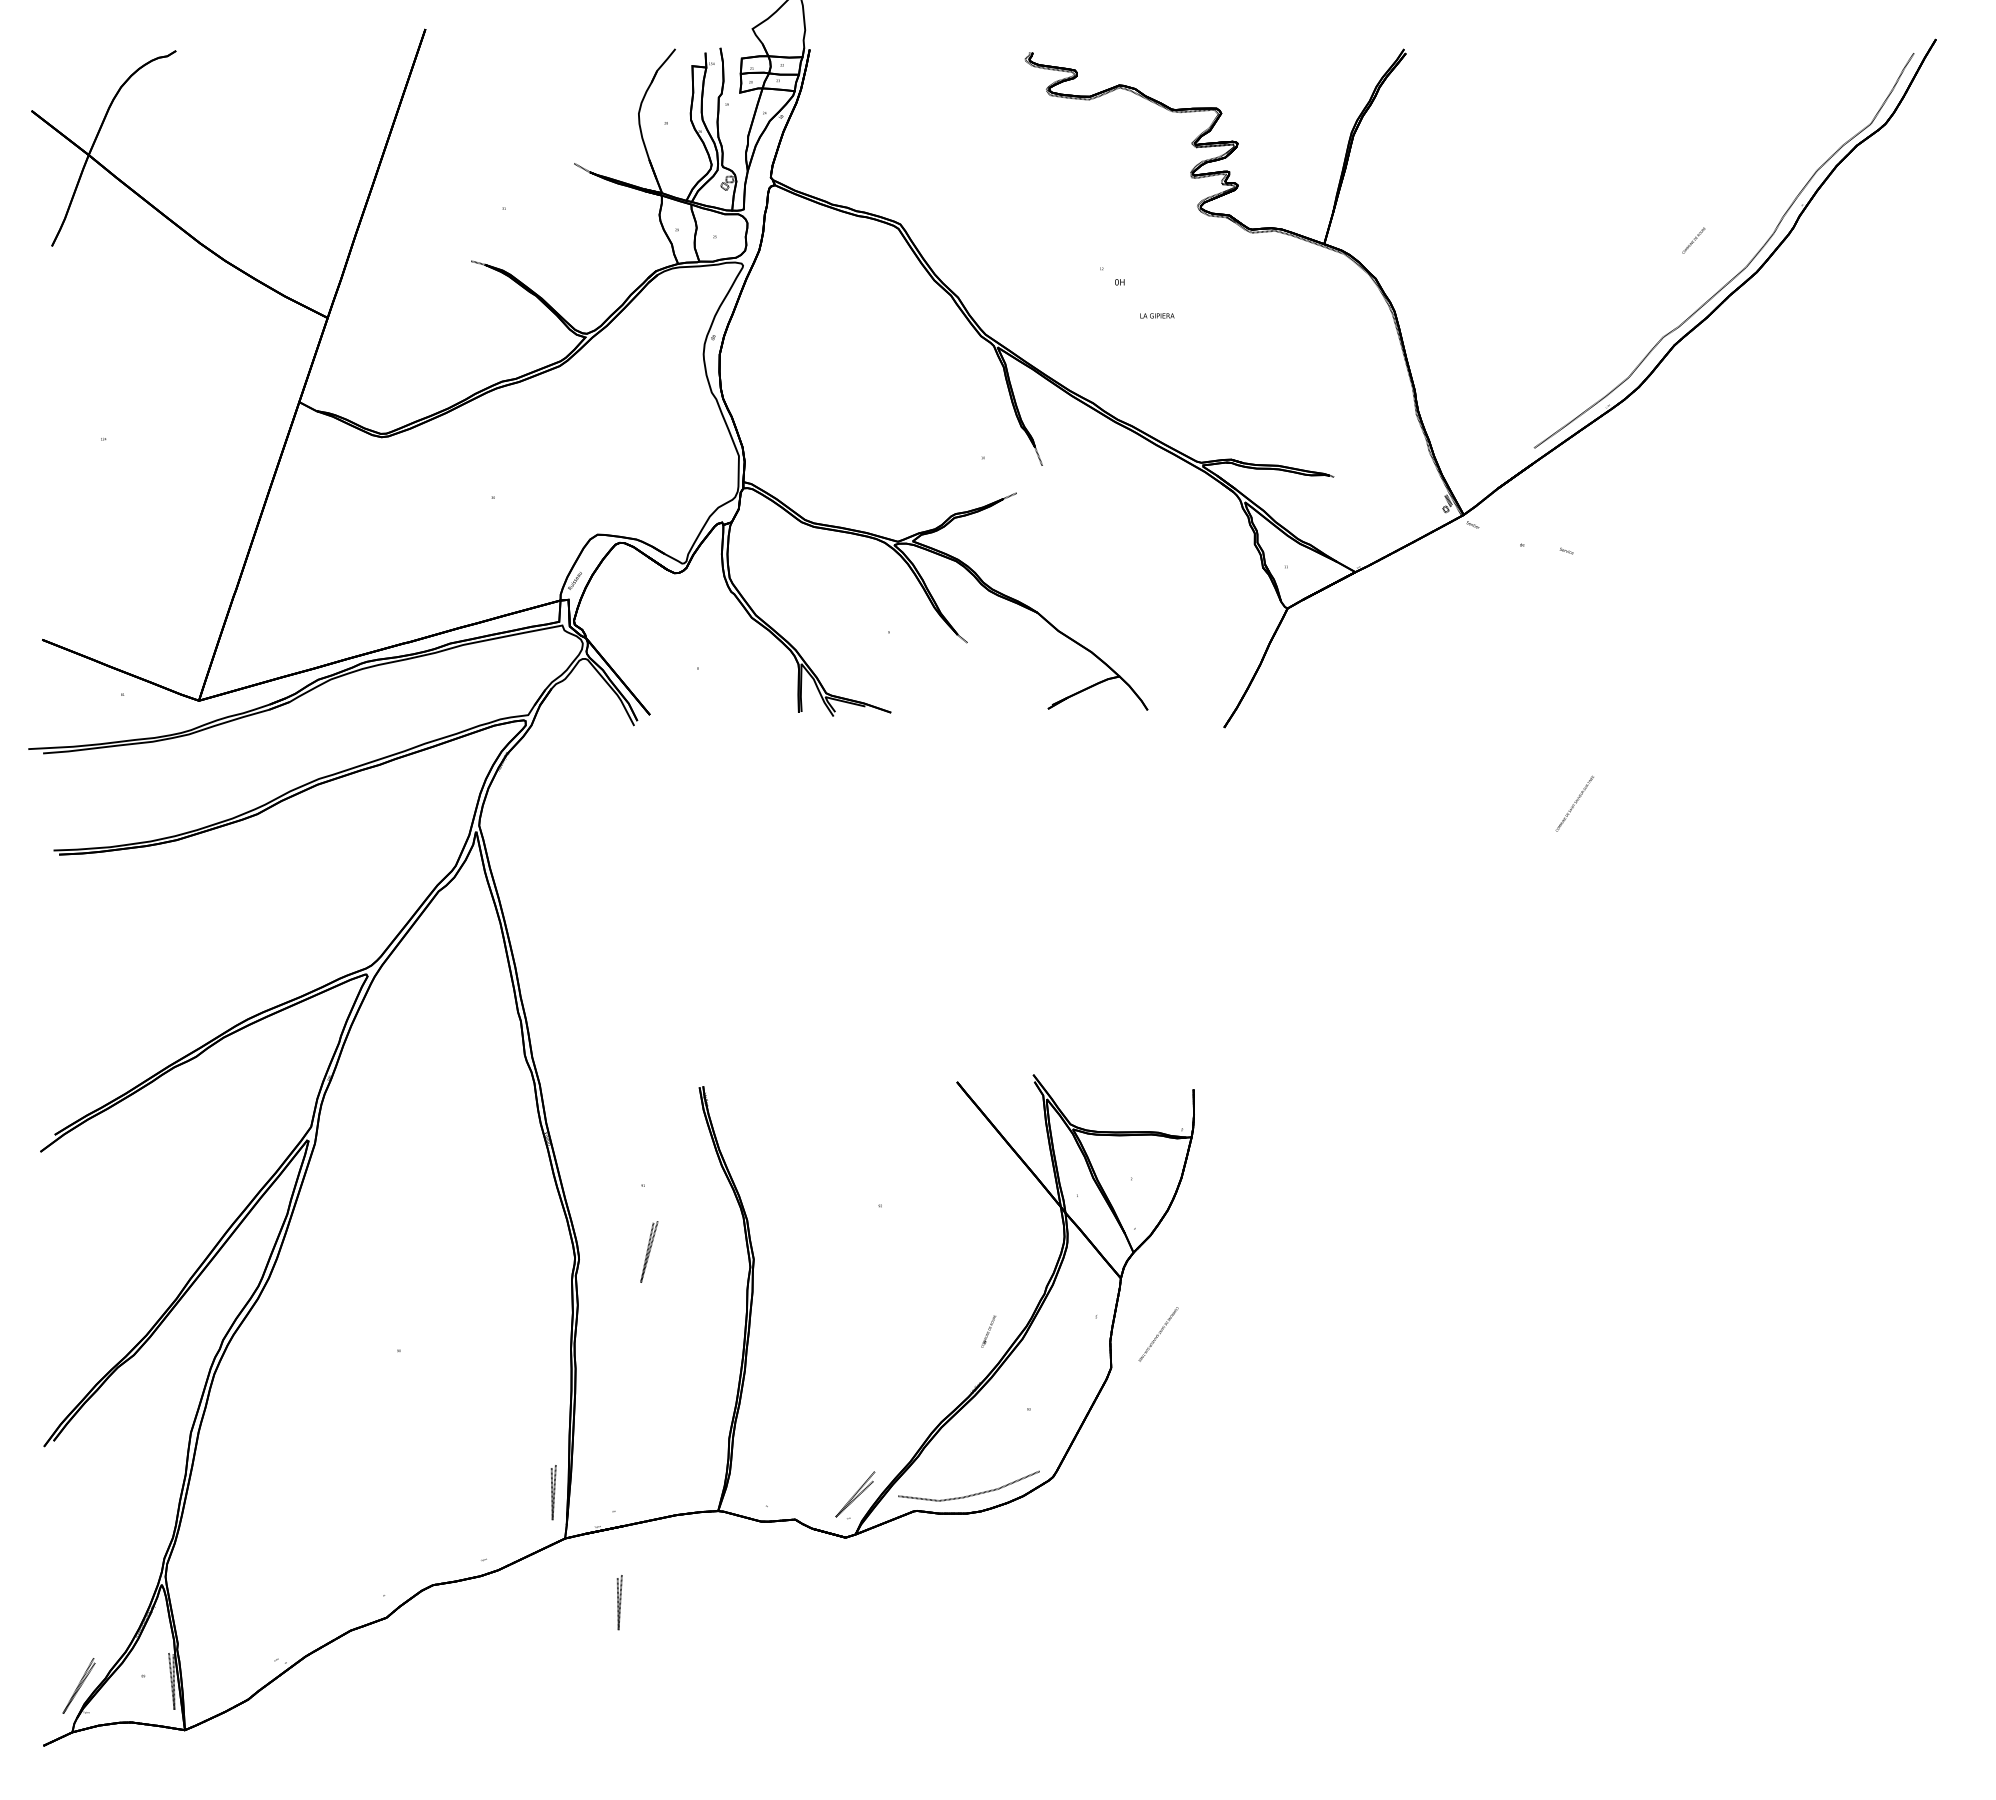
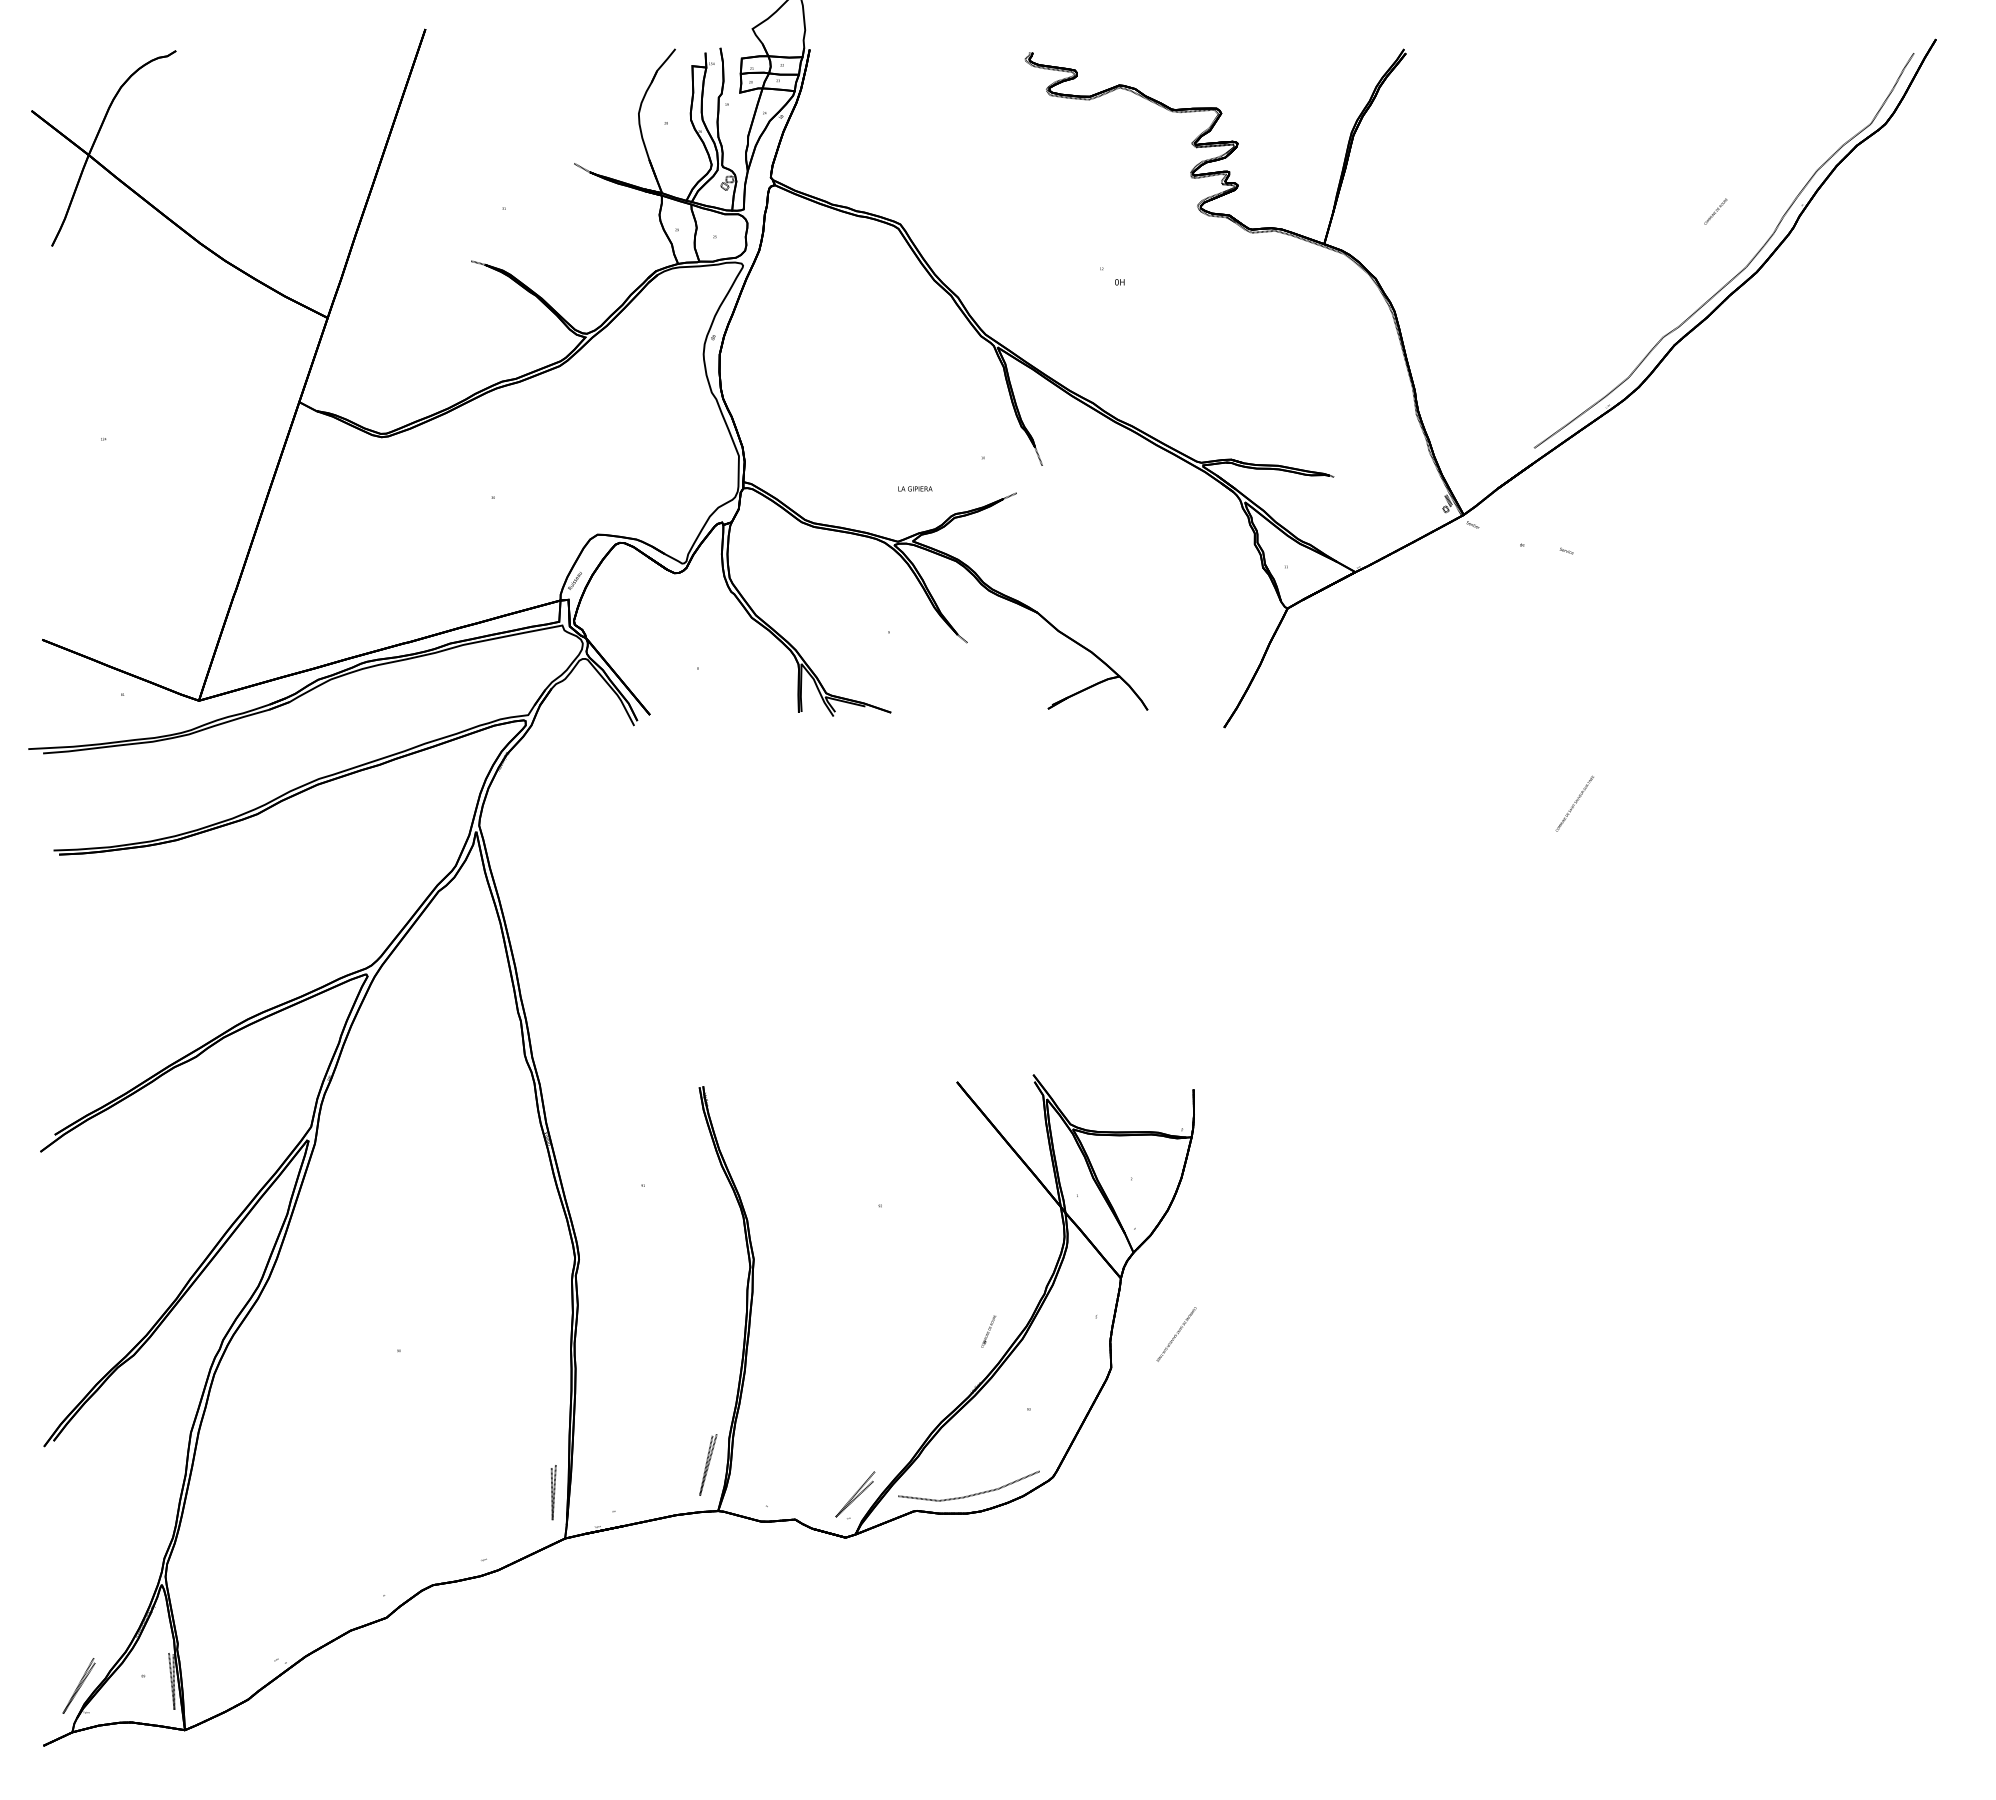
text position: (1693, 240) -> (1715, 211) (1715, 211)
text position: (1157, 315) -> (915, 488) (915, 488)
part position: (649, 1251) -> (708, 1464) (708, 1464)
text position: (1158, 1334) -> (1176, 1334) (1176, 1334)
part: present -> none (619, 1602)
